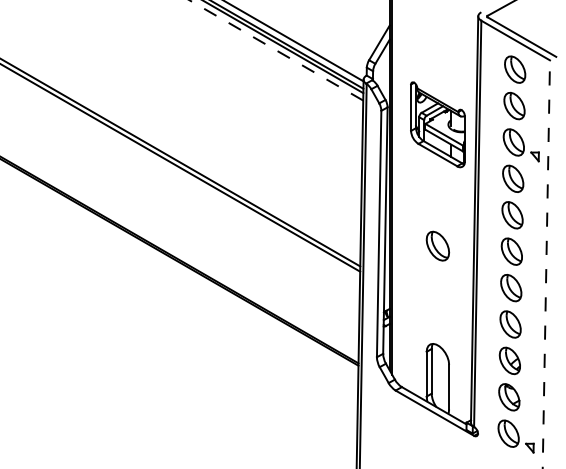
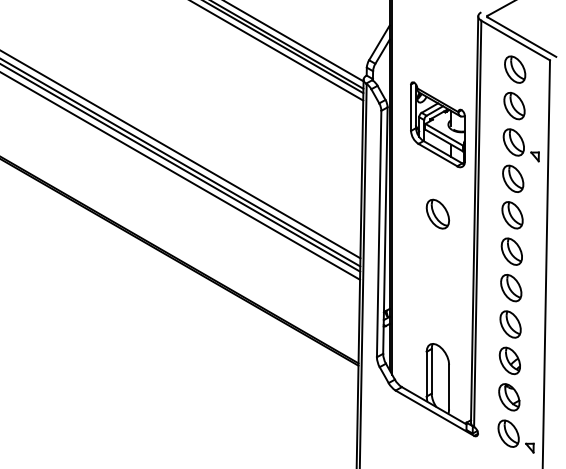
line: dashed -> solid (275, 50)
line: none -> present (181, 154)
line: none -> present (181, 176)
part position: (437, 245) -> (437, 213) (437, 213)
line: dashed -> solid (546, 264)
